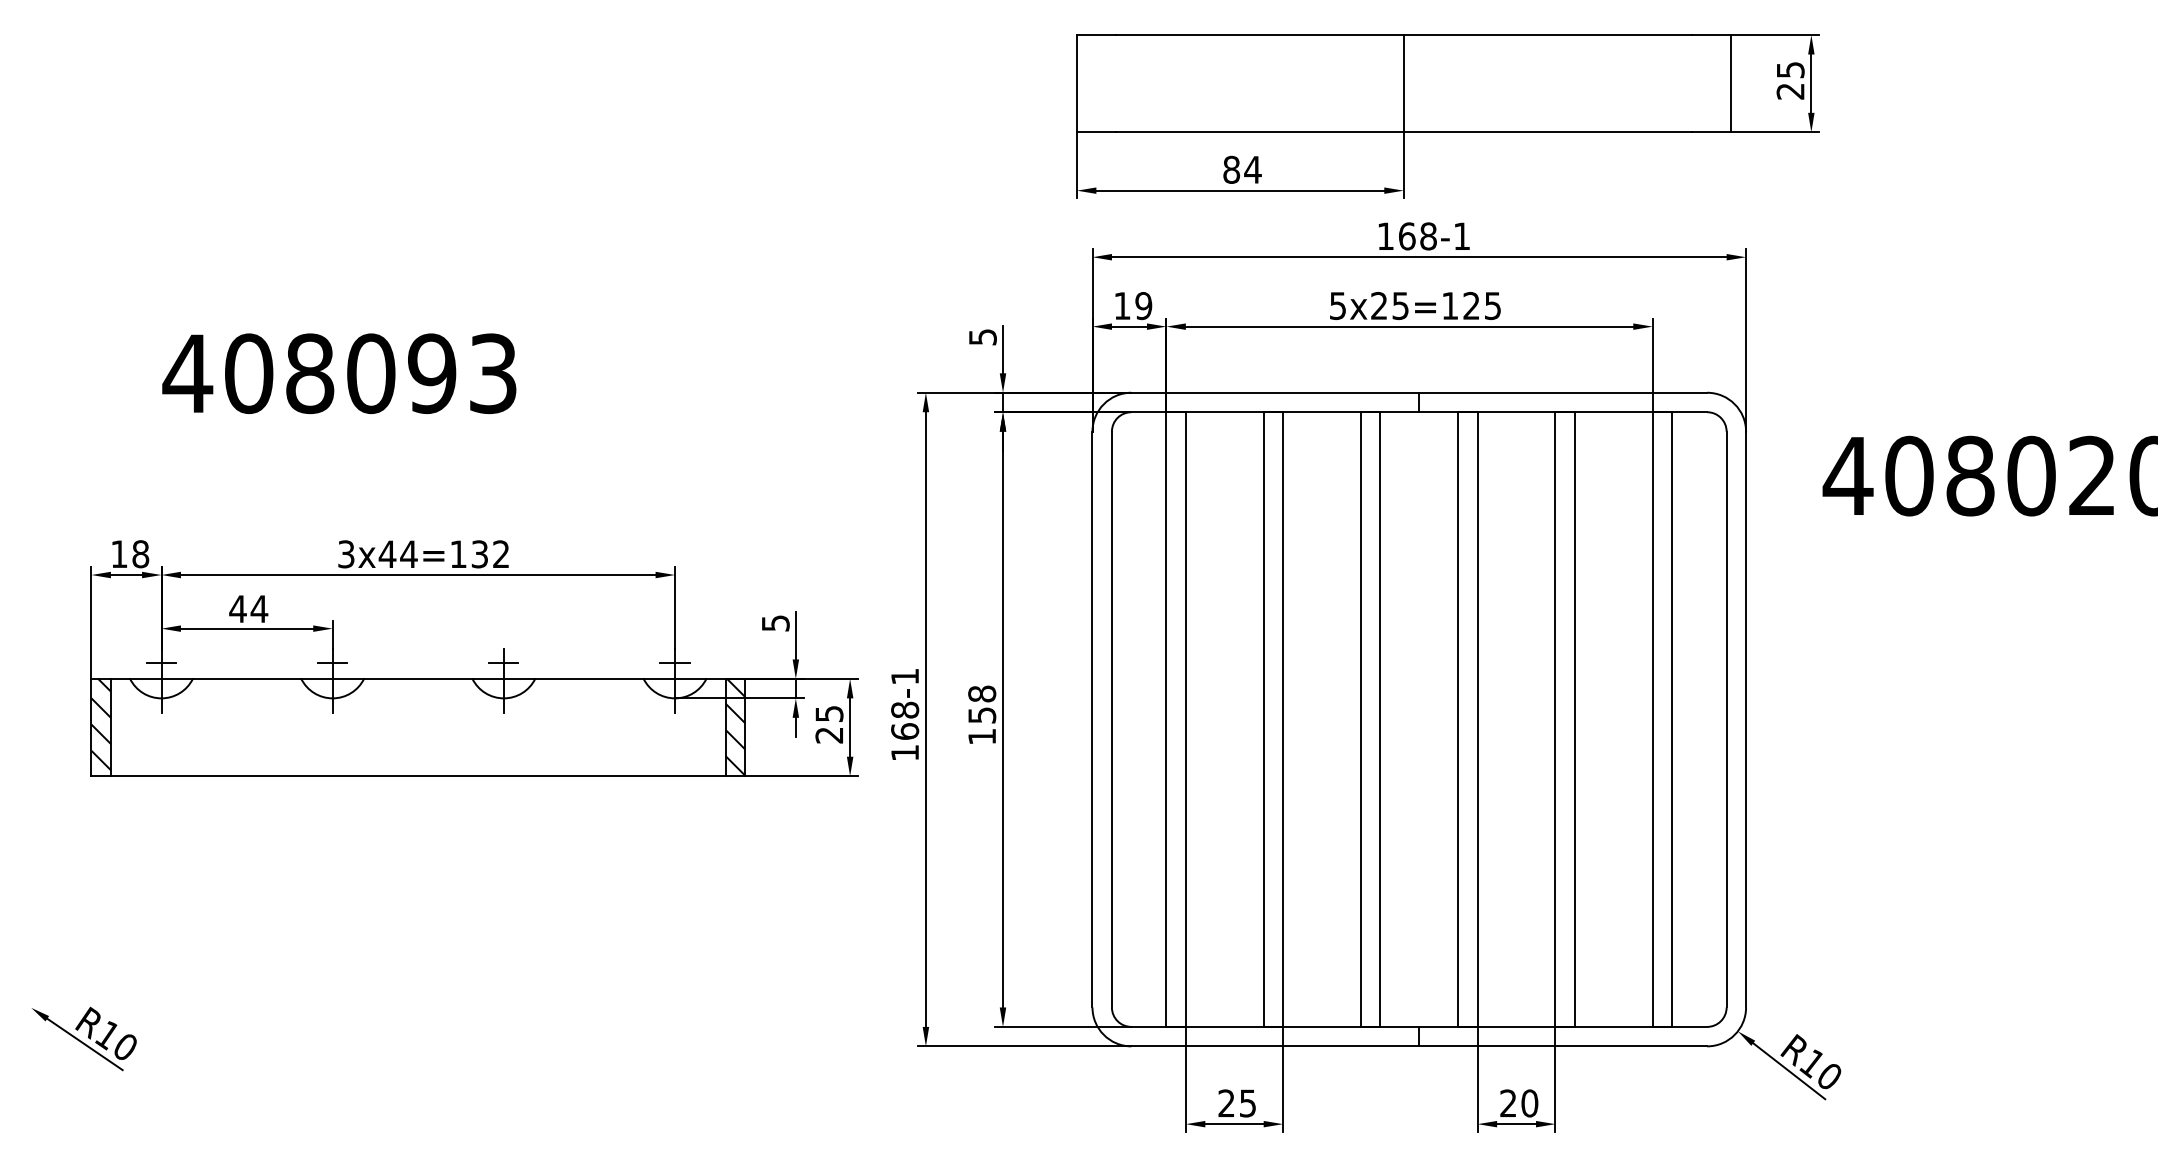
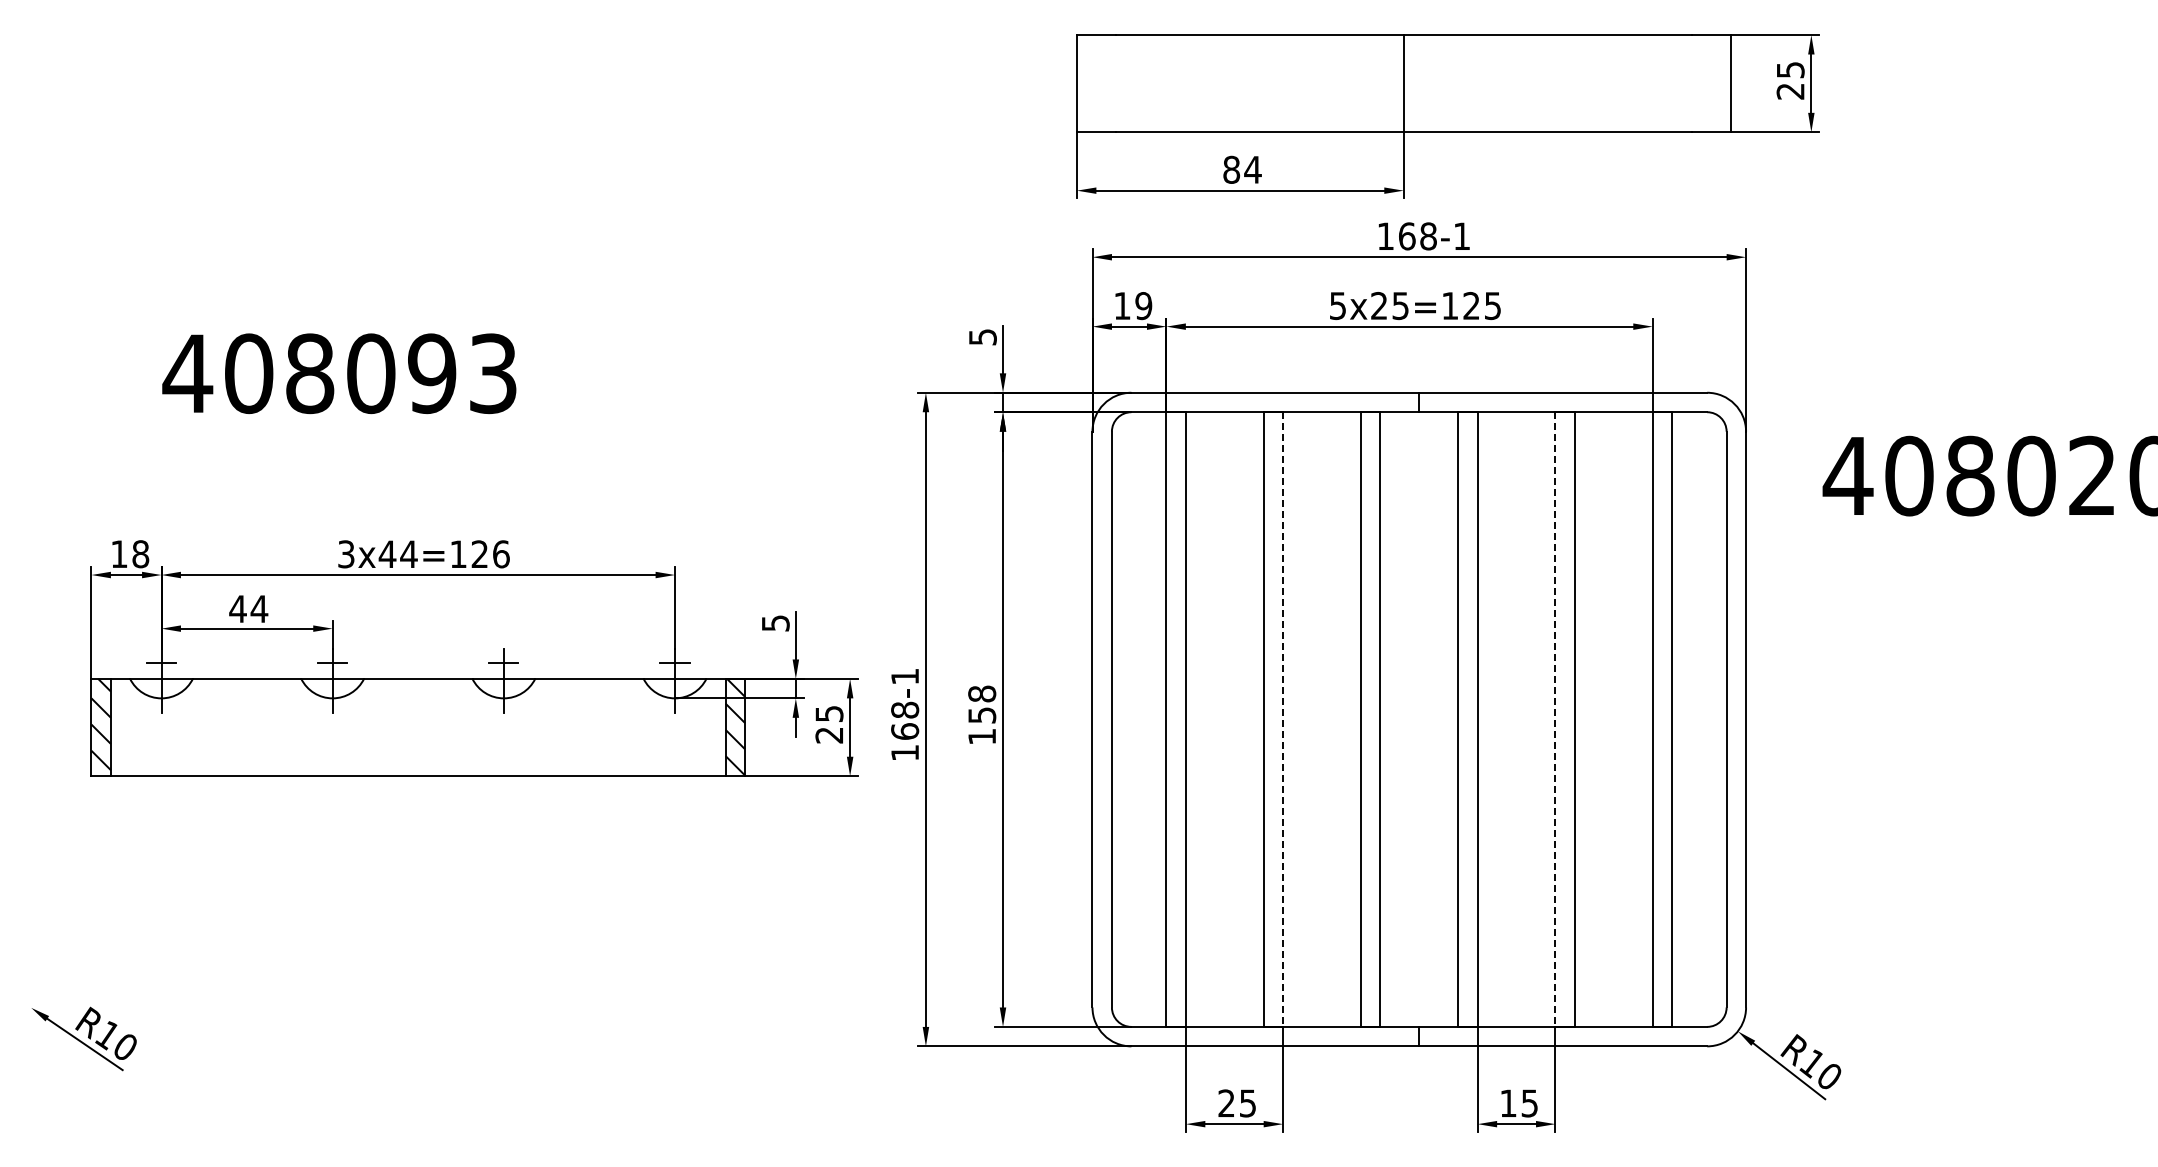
text: 132 -> 126 (490, 554)
line: solid -> dashed (1283, 720)
line: solid -> dashed (1555, 720)
text: 20 -> 15 (1519, 1103)
